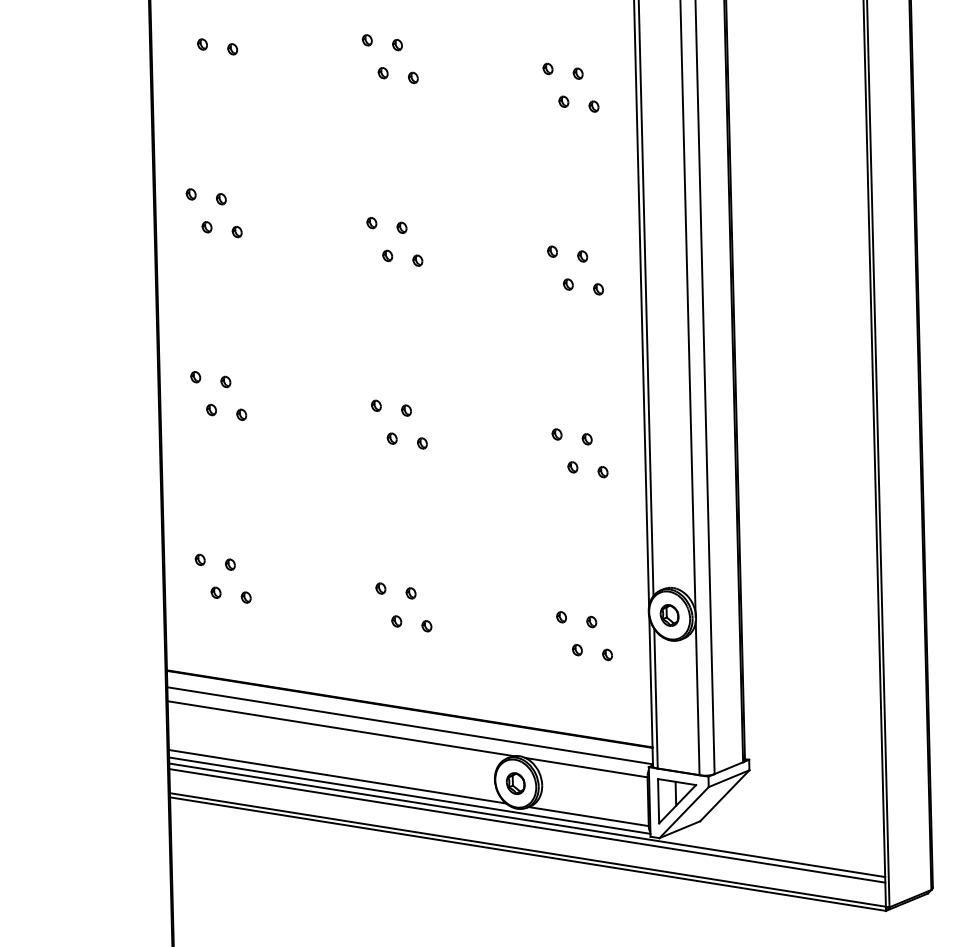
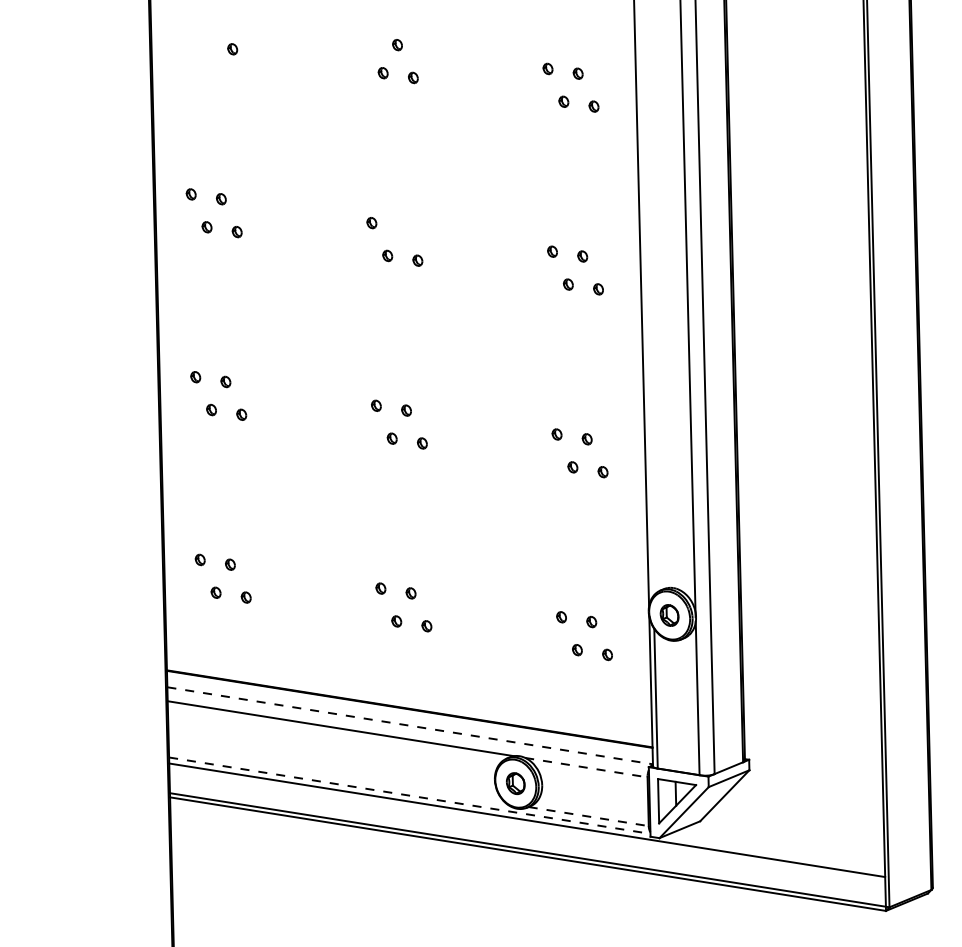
part: present -> none (366, 40)
part: present -> none (202, 44)
part: present -> none (401, 227)
line: present -> none (645, 298)
line: solid -> dashed (410, 725)
line: solid -> dashed (586, 767)
line: present -> none (337, 776)
line: solid -> dashed (409, 795)
line: solid -> dashed (588, 816)
line: present -> none (527, 825)
